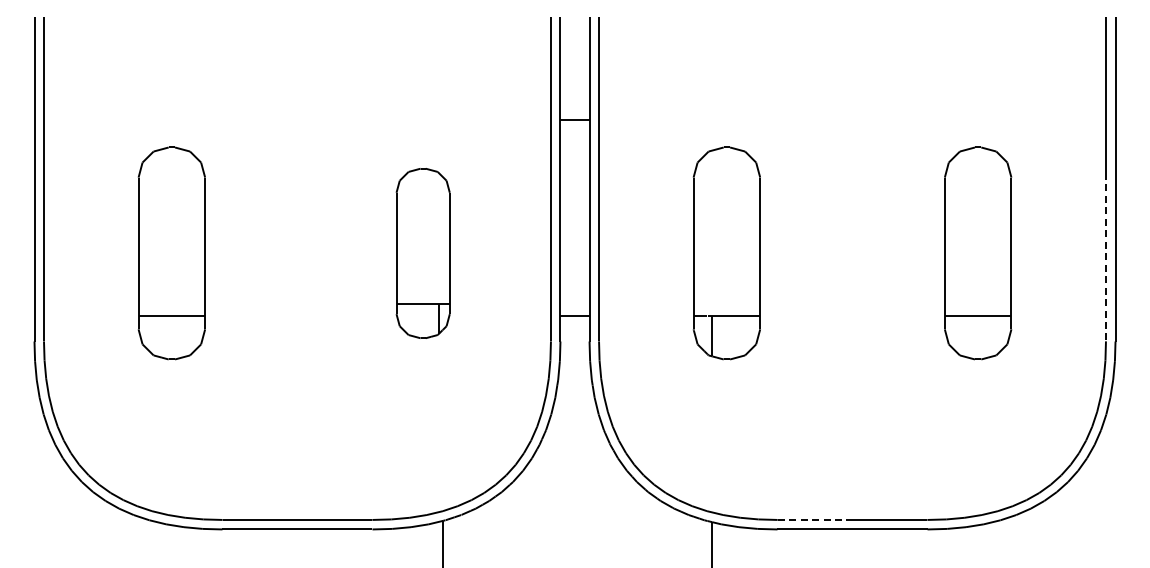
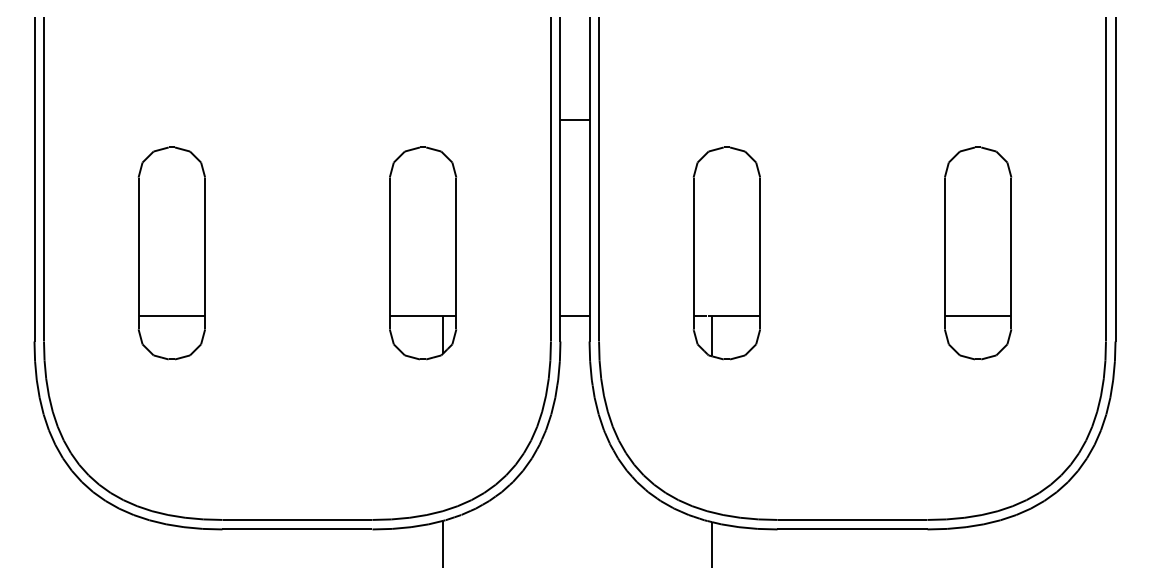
part size: 56x171 px -> 69x215 px (423, 253)
line: dashed -> solid (1105, 257)
line: dashed -> solid (815, 519)
